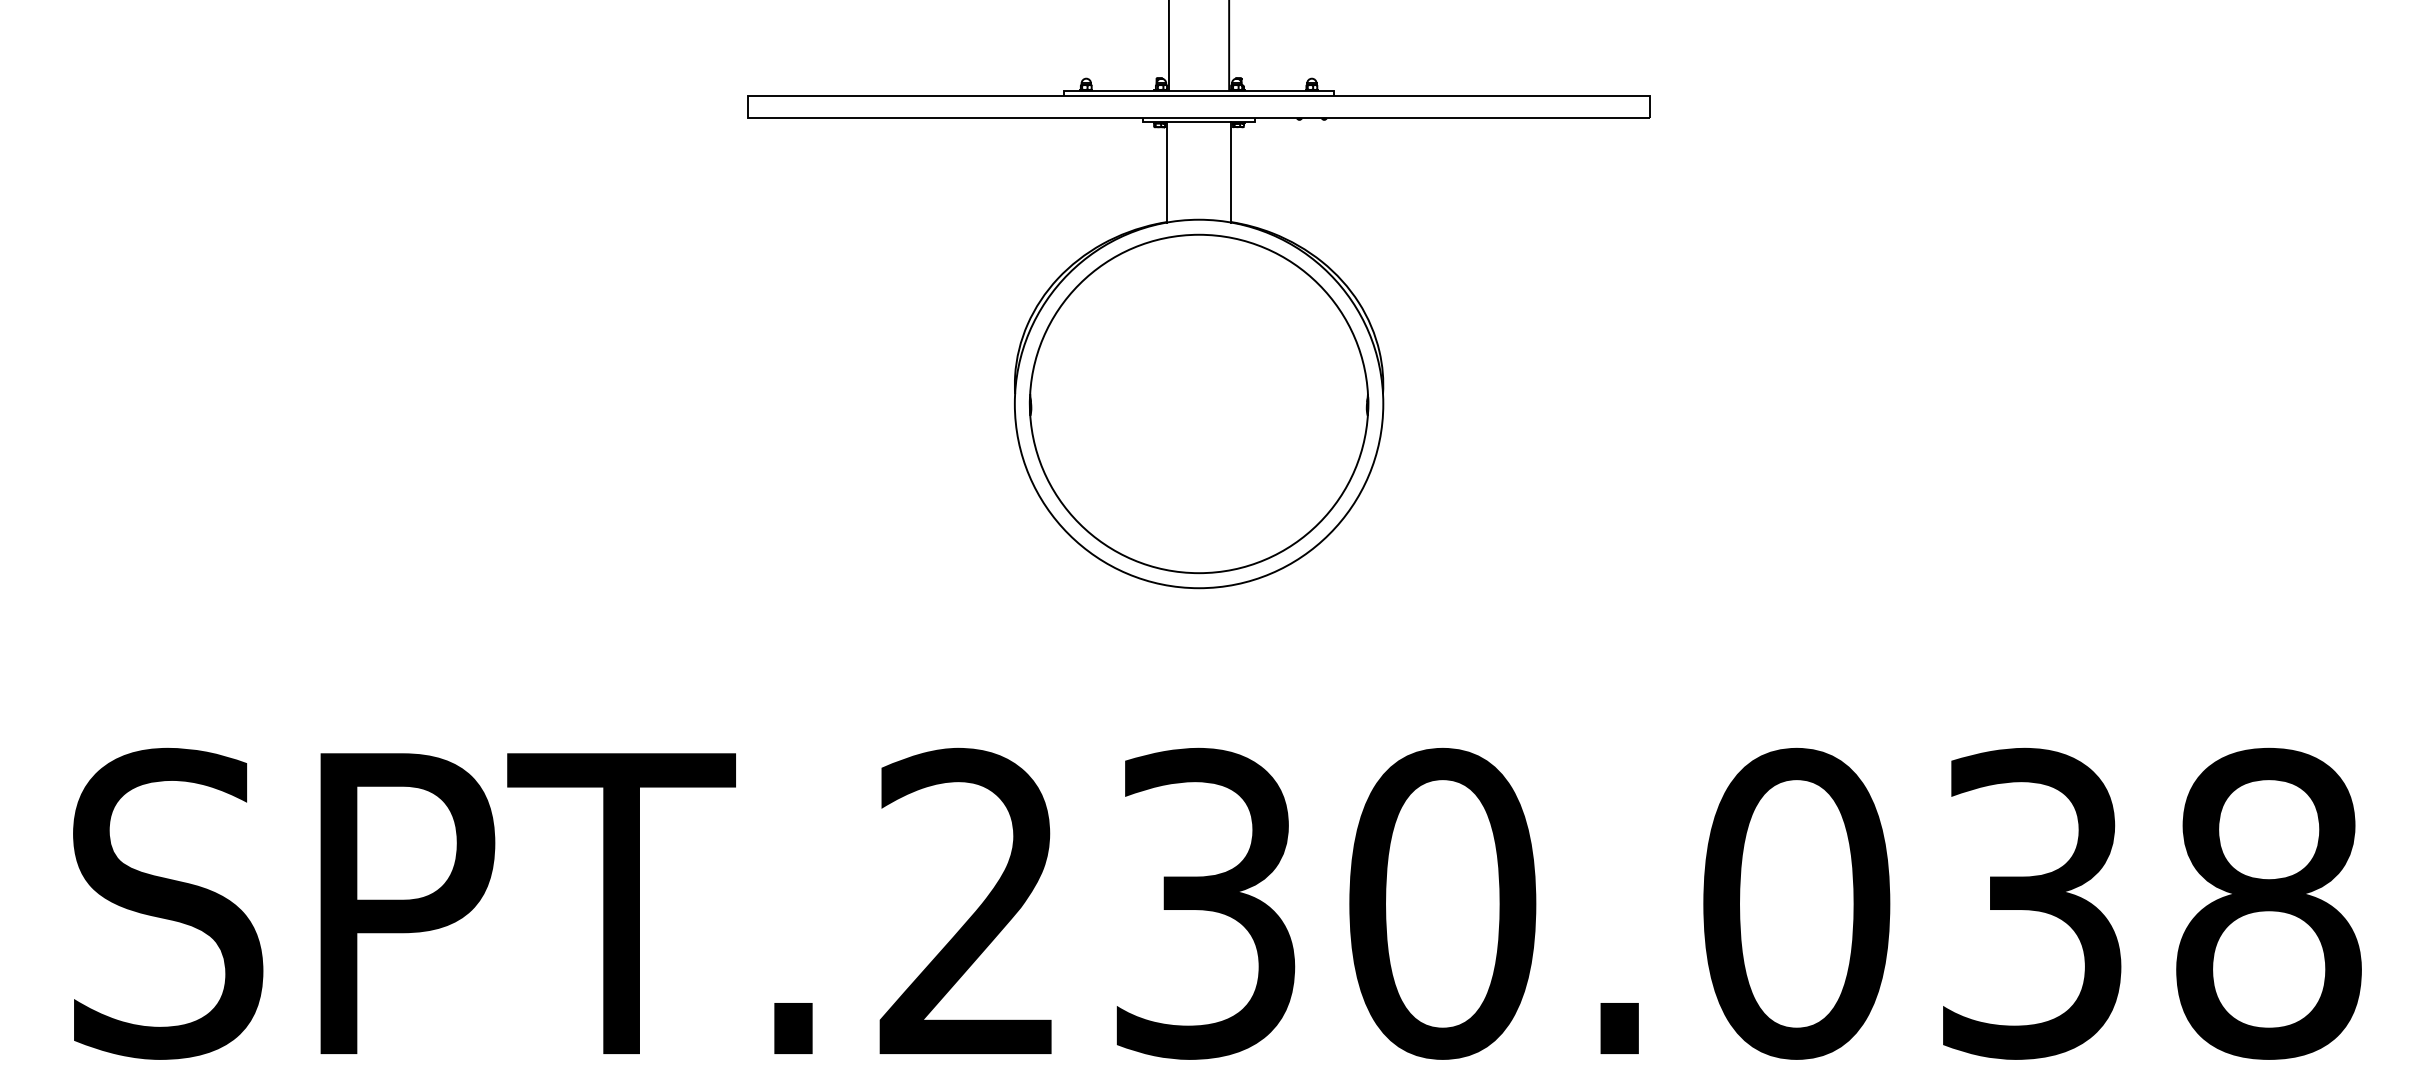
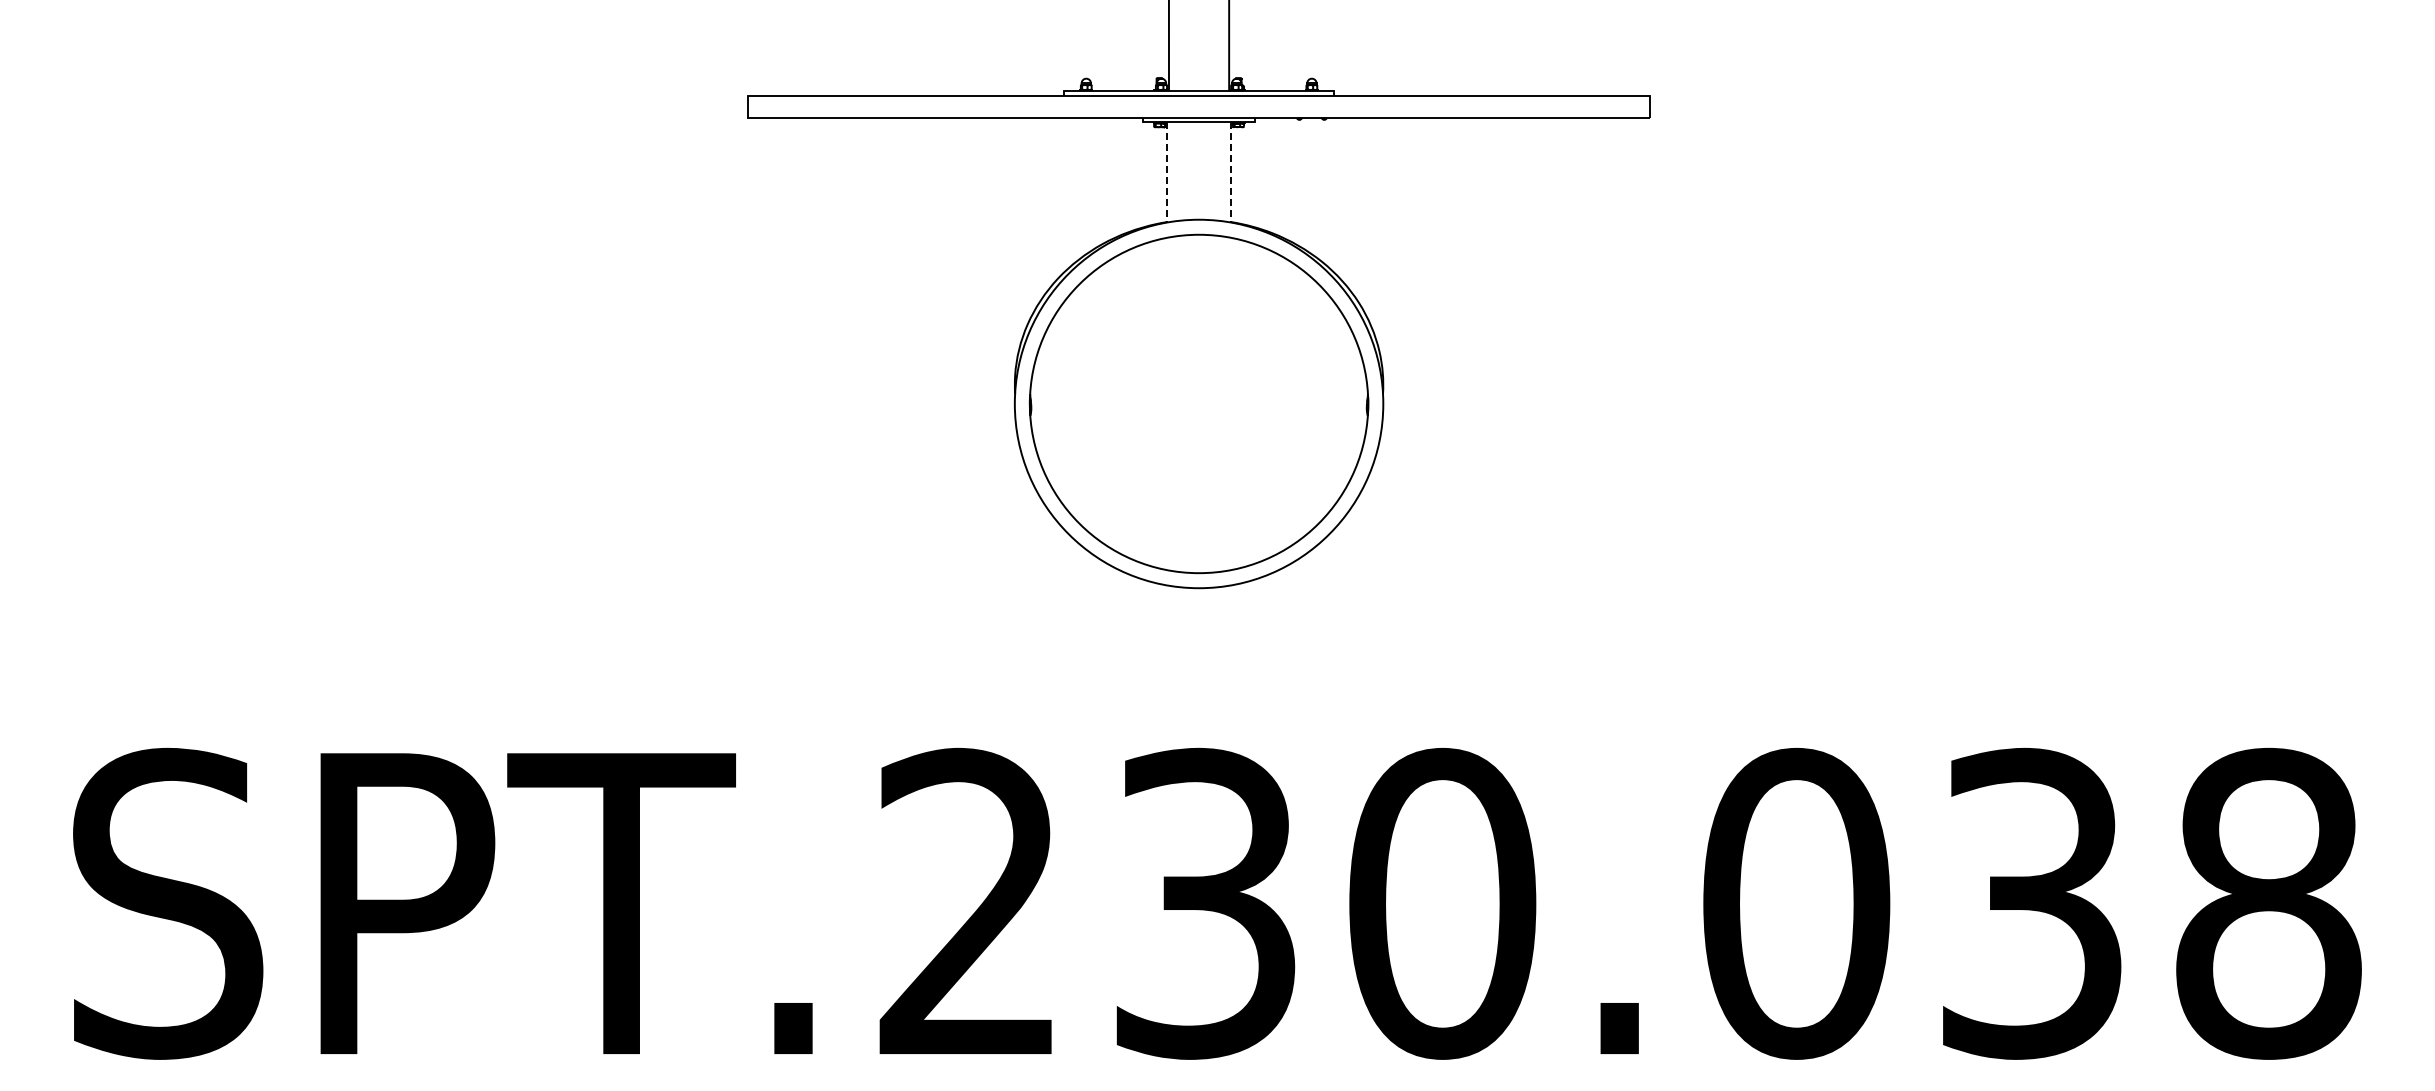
line: solid -> dashed (1167, 172)
line: solid -> dashed (1231, 172)
